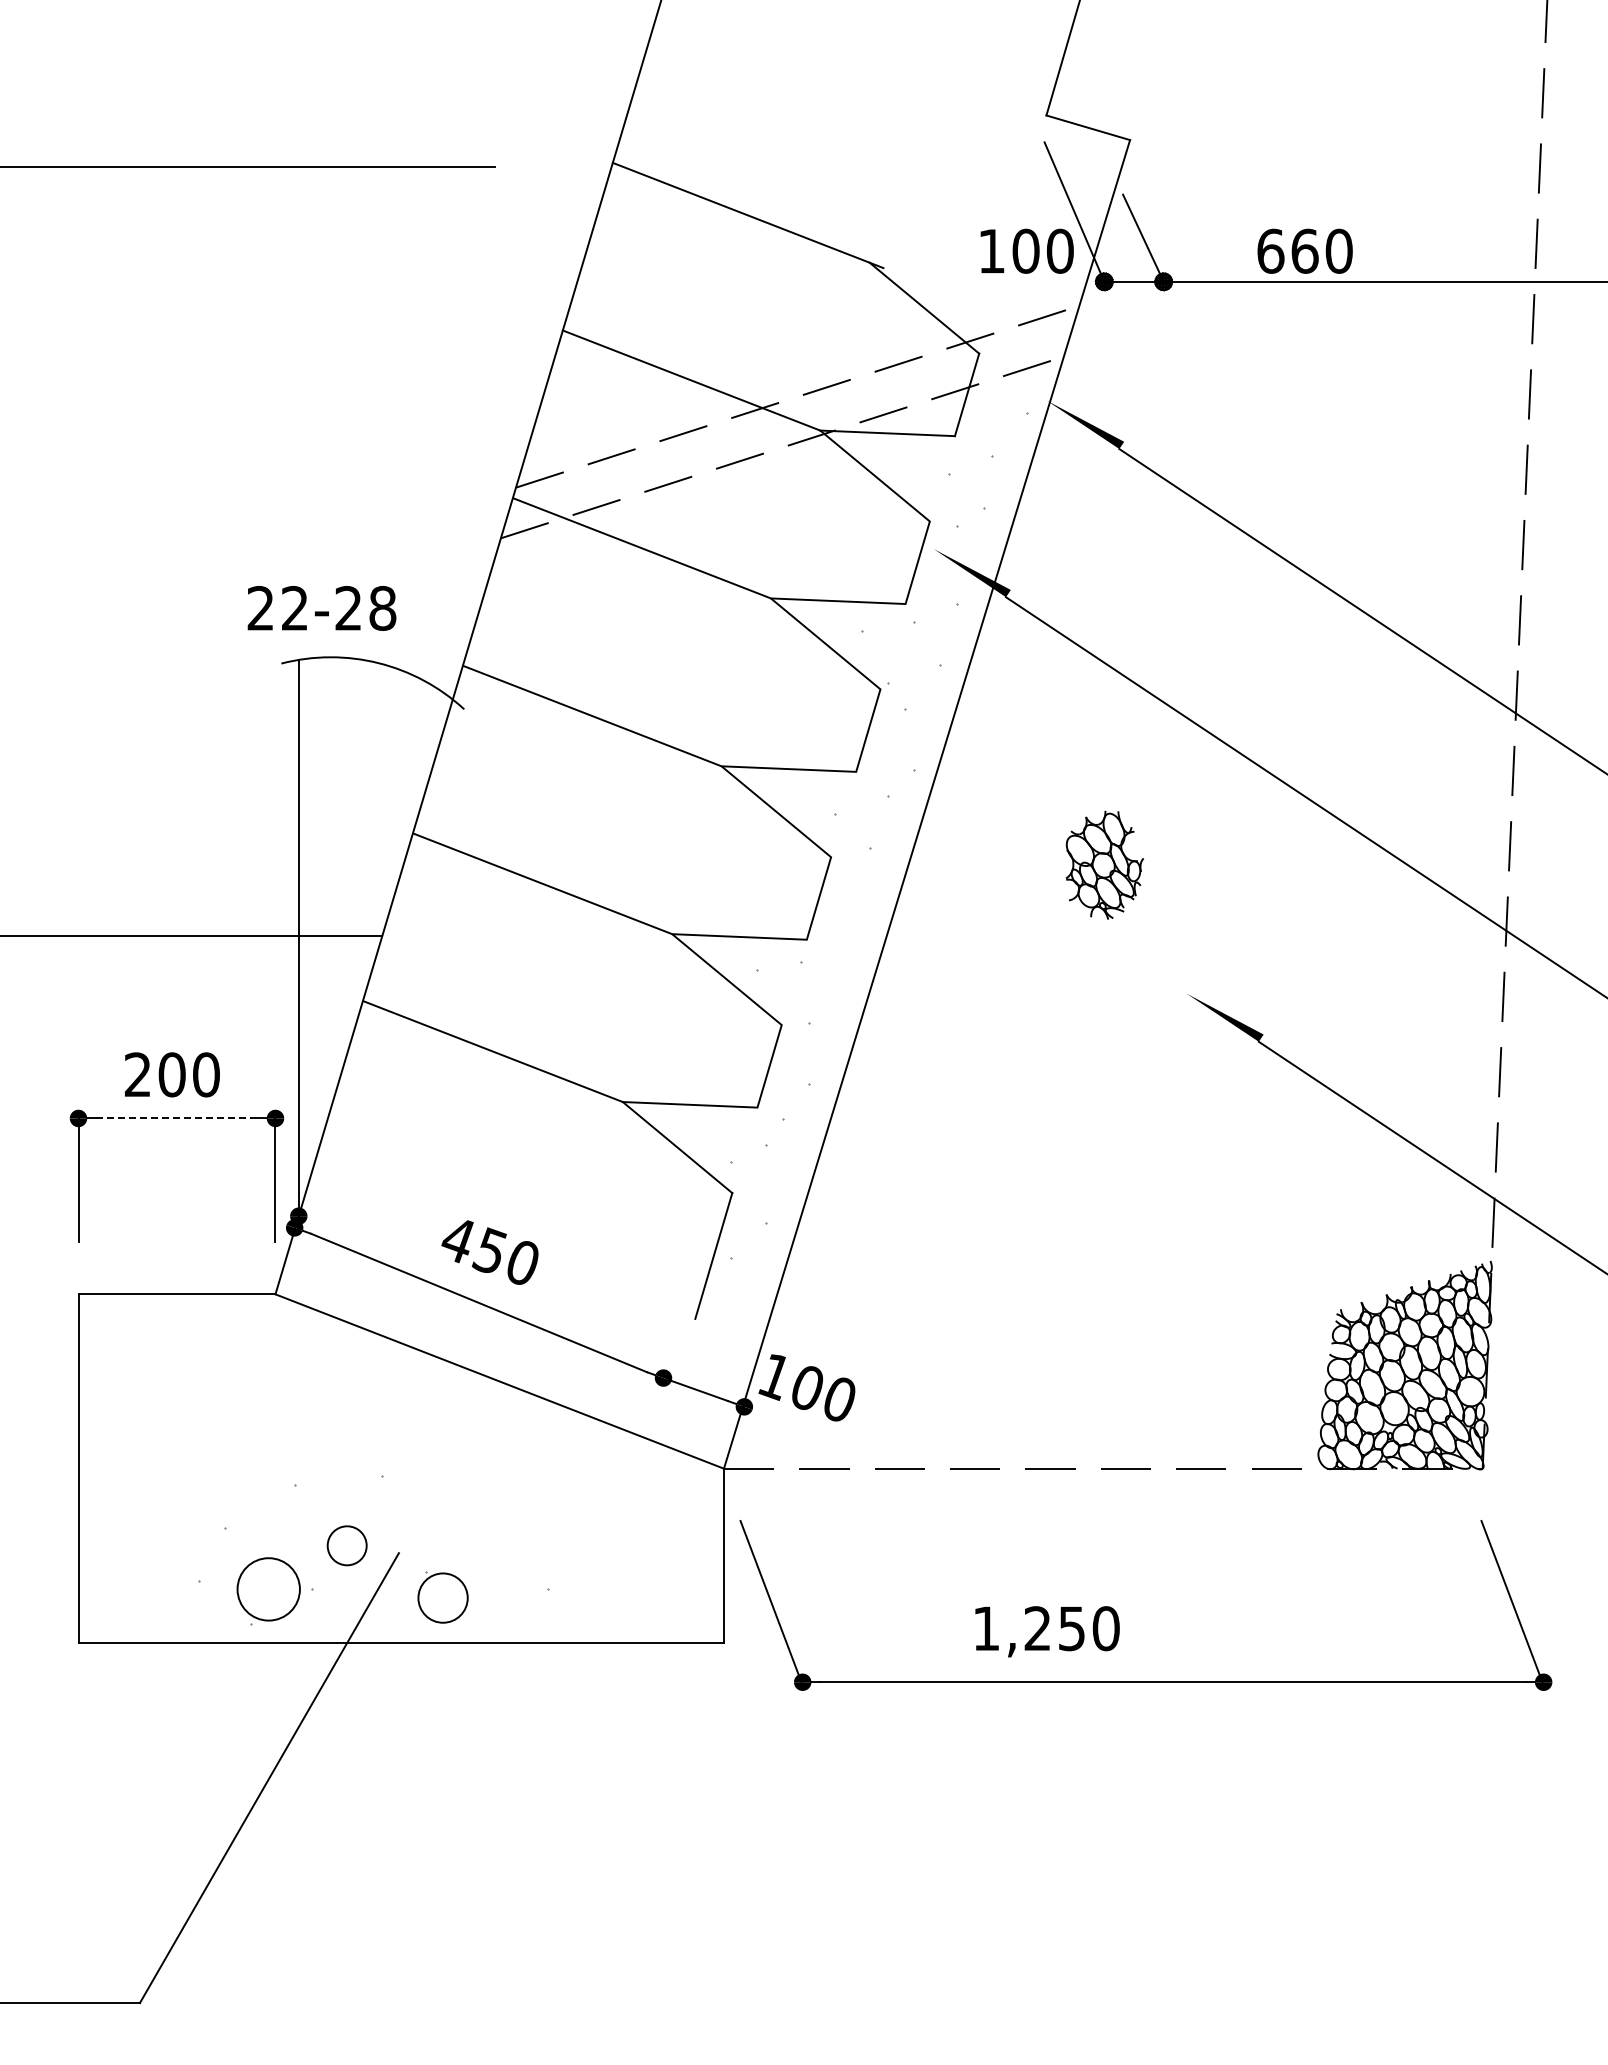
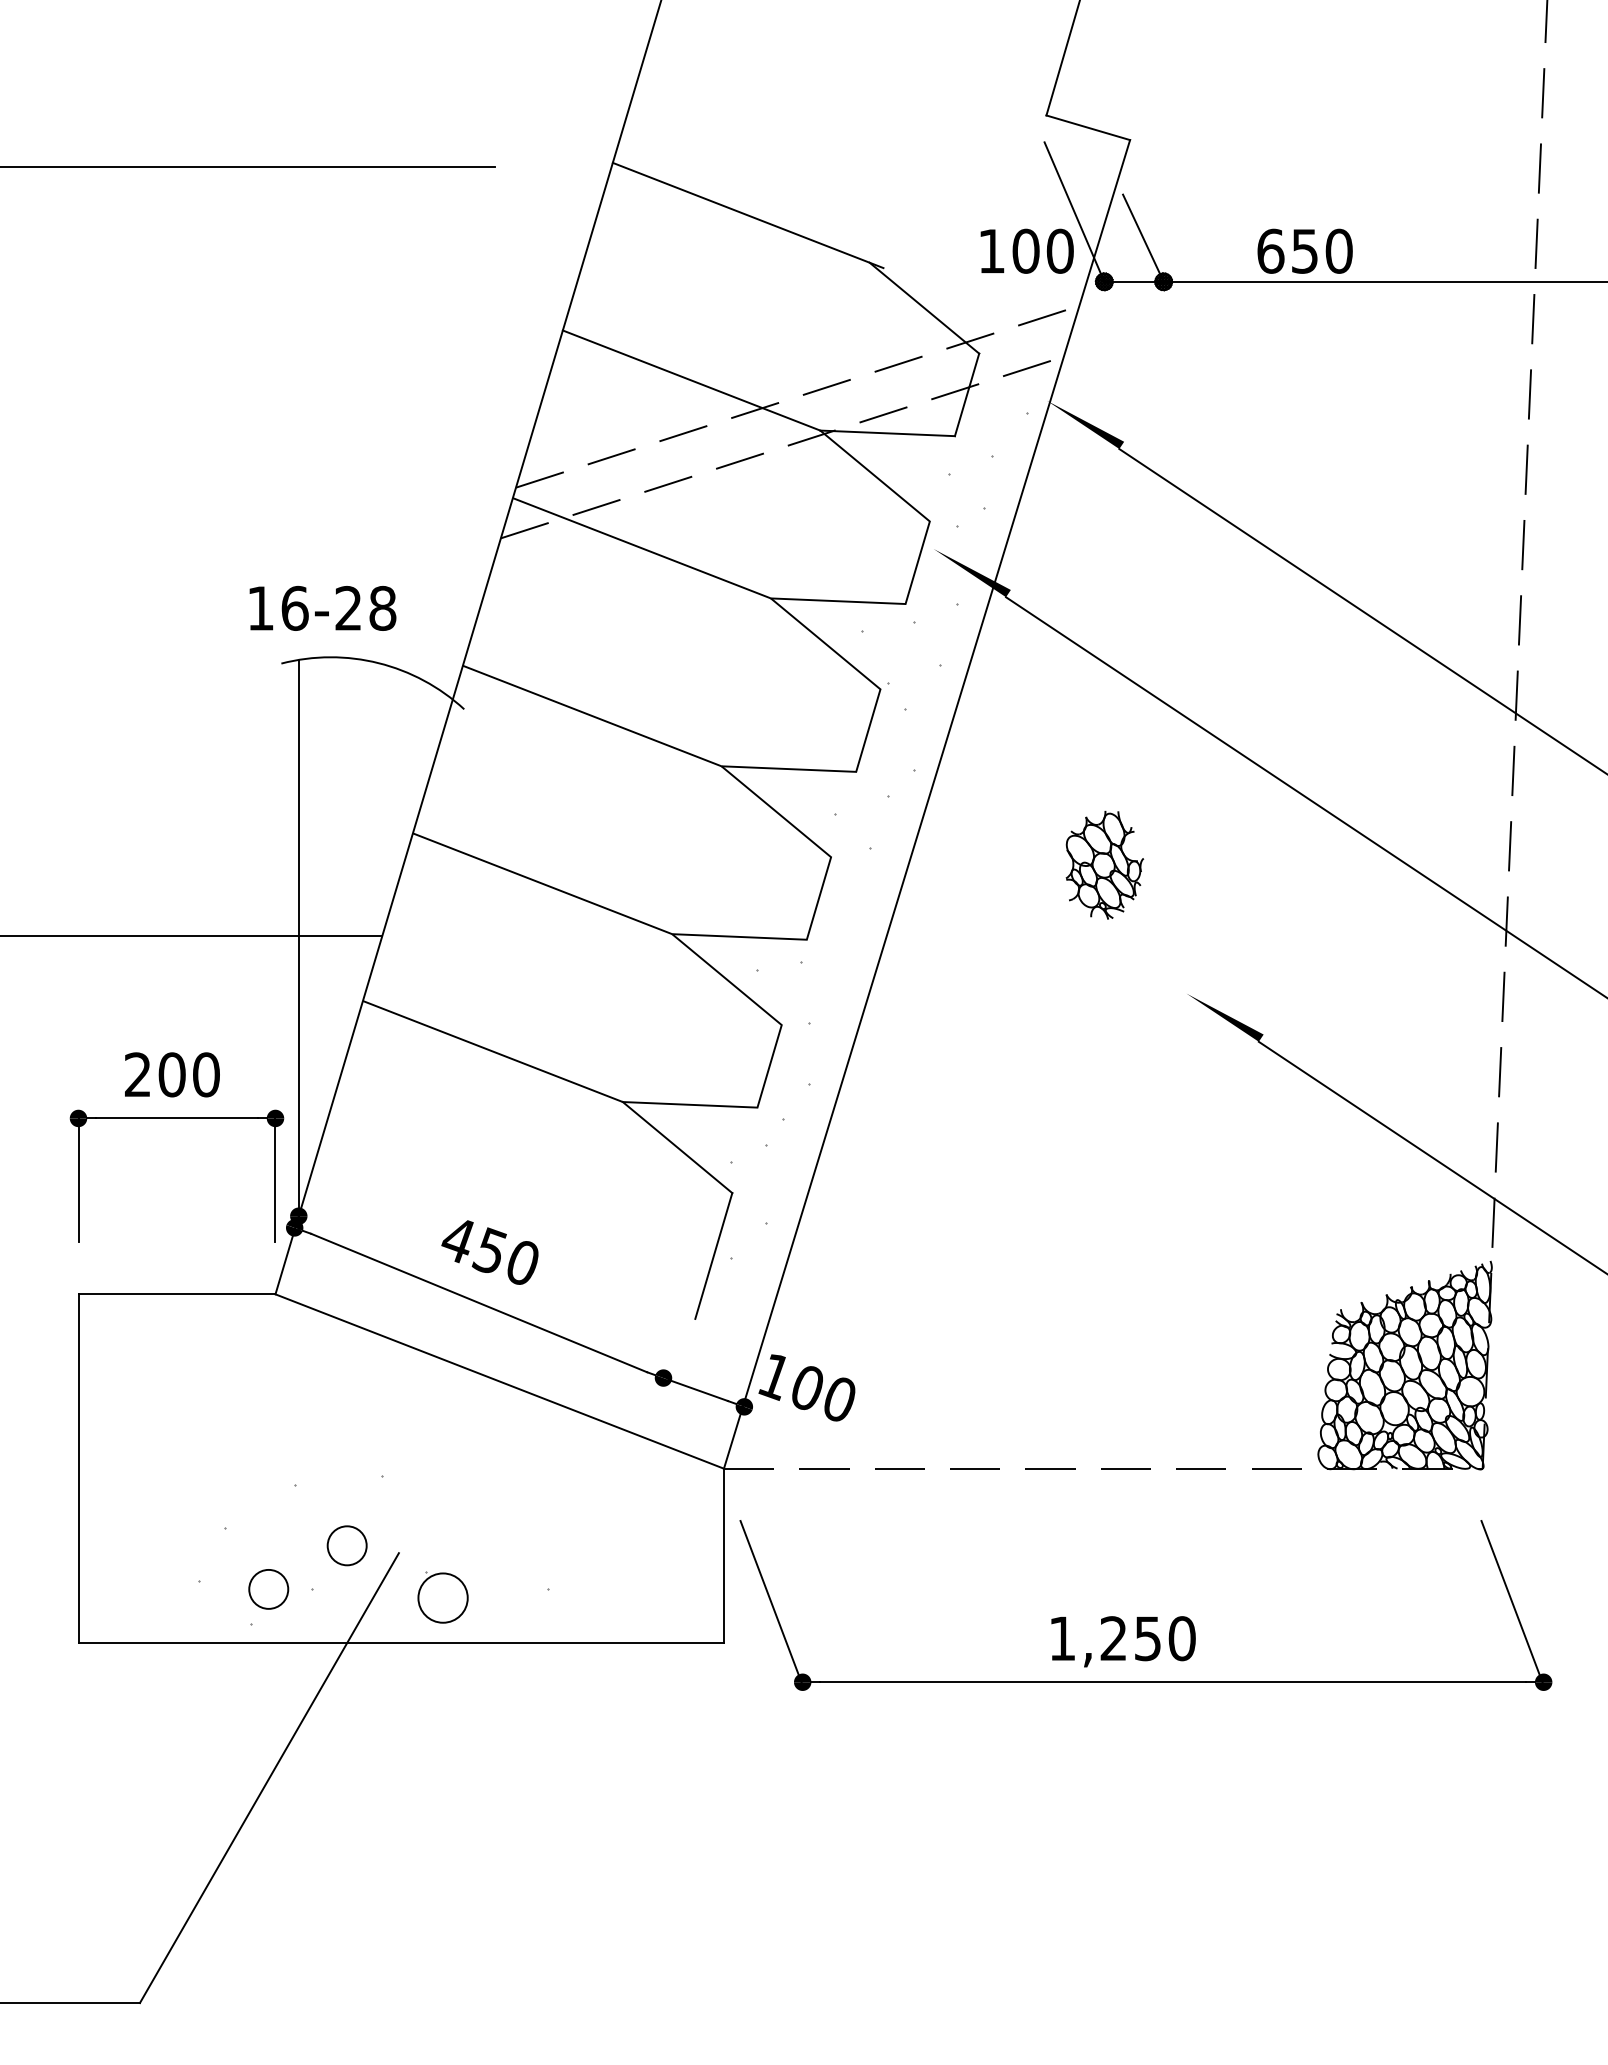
text: 660 -> 650 (1304, 250)
text: 22-28 -> 16-28 (277, 607)
line: dashed -> solid (177, 1118)
circle diameter: 62 px -> 39 px (268, 1588)
text position: (1047, 1631) -> (1123, 1641) (1123, 1641)
